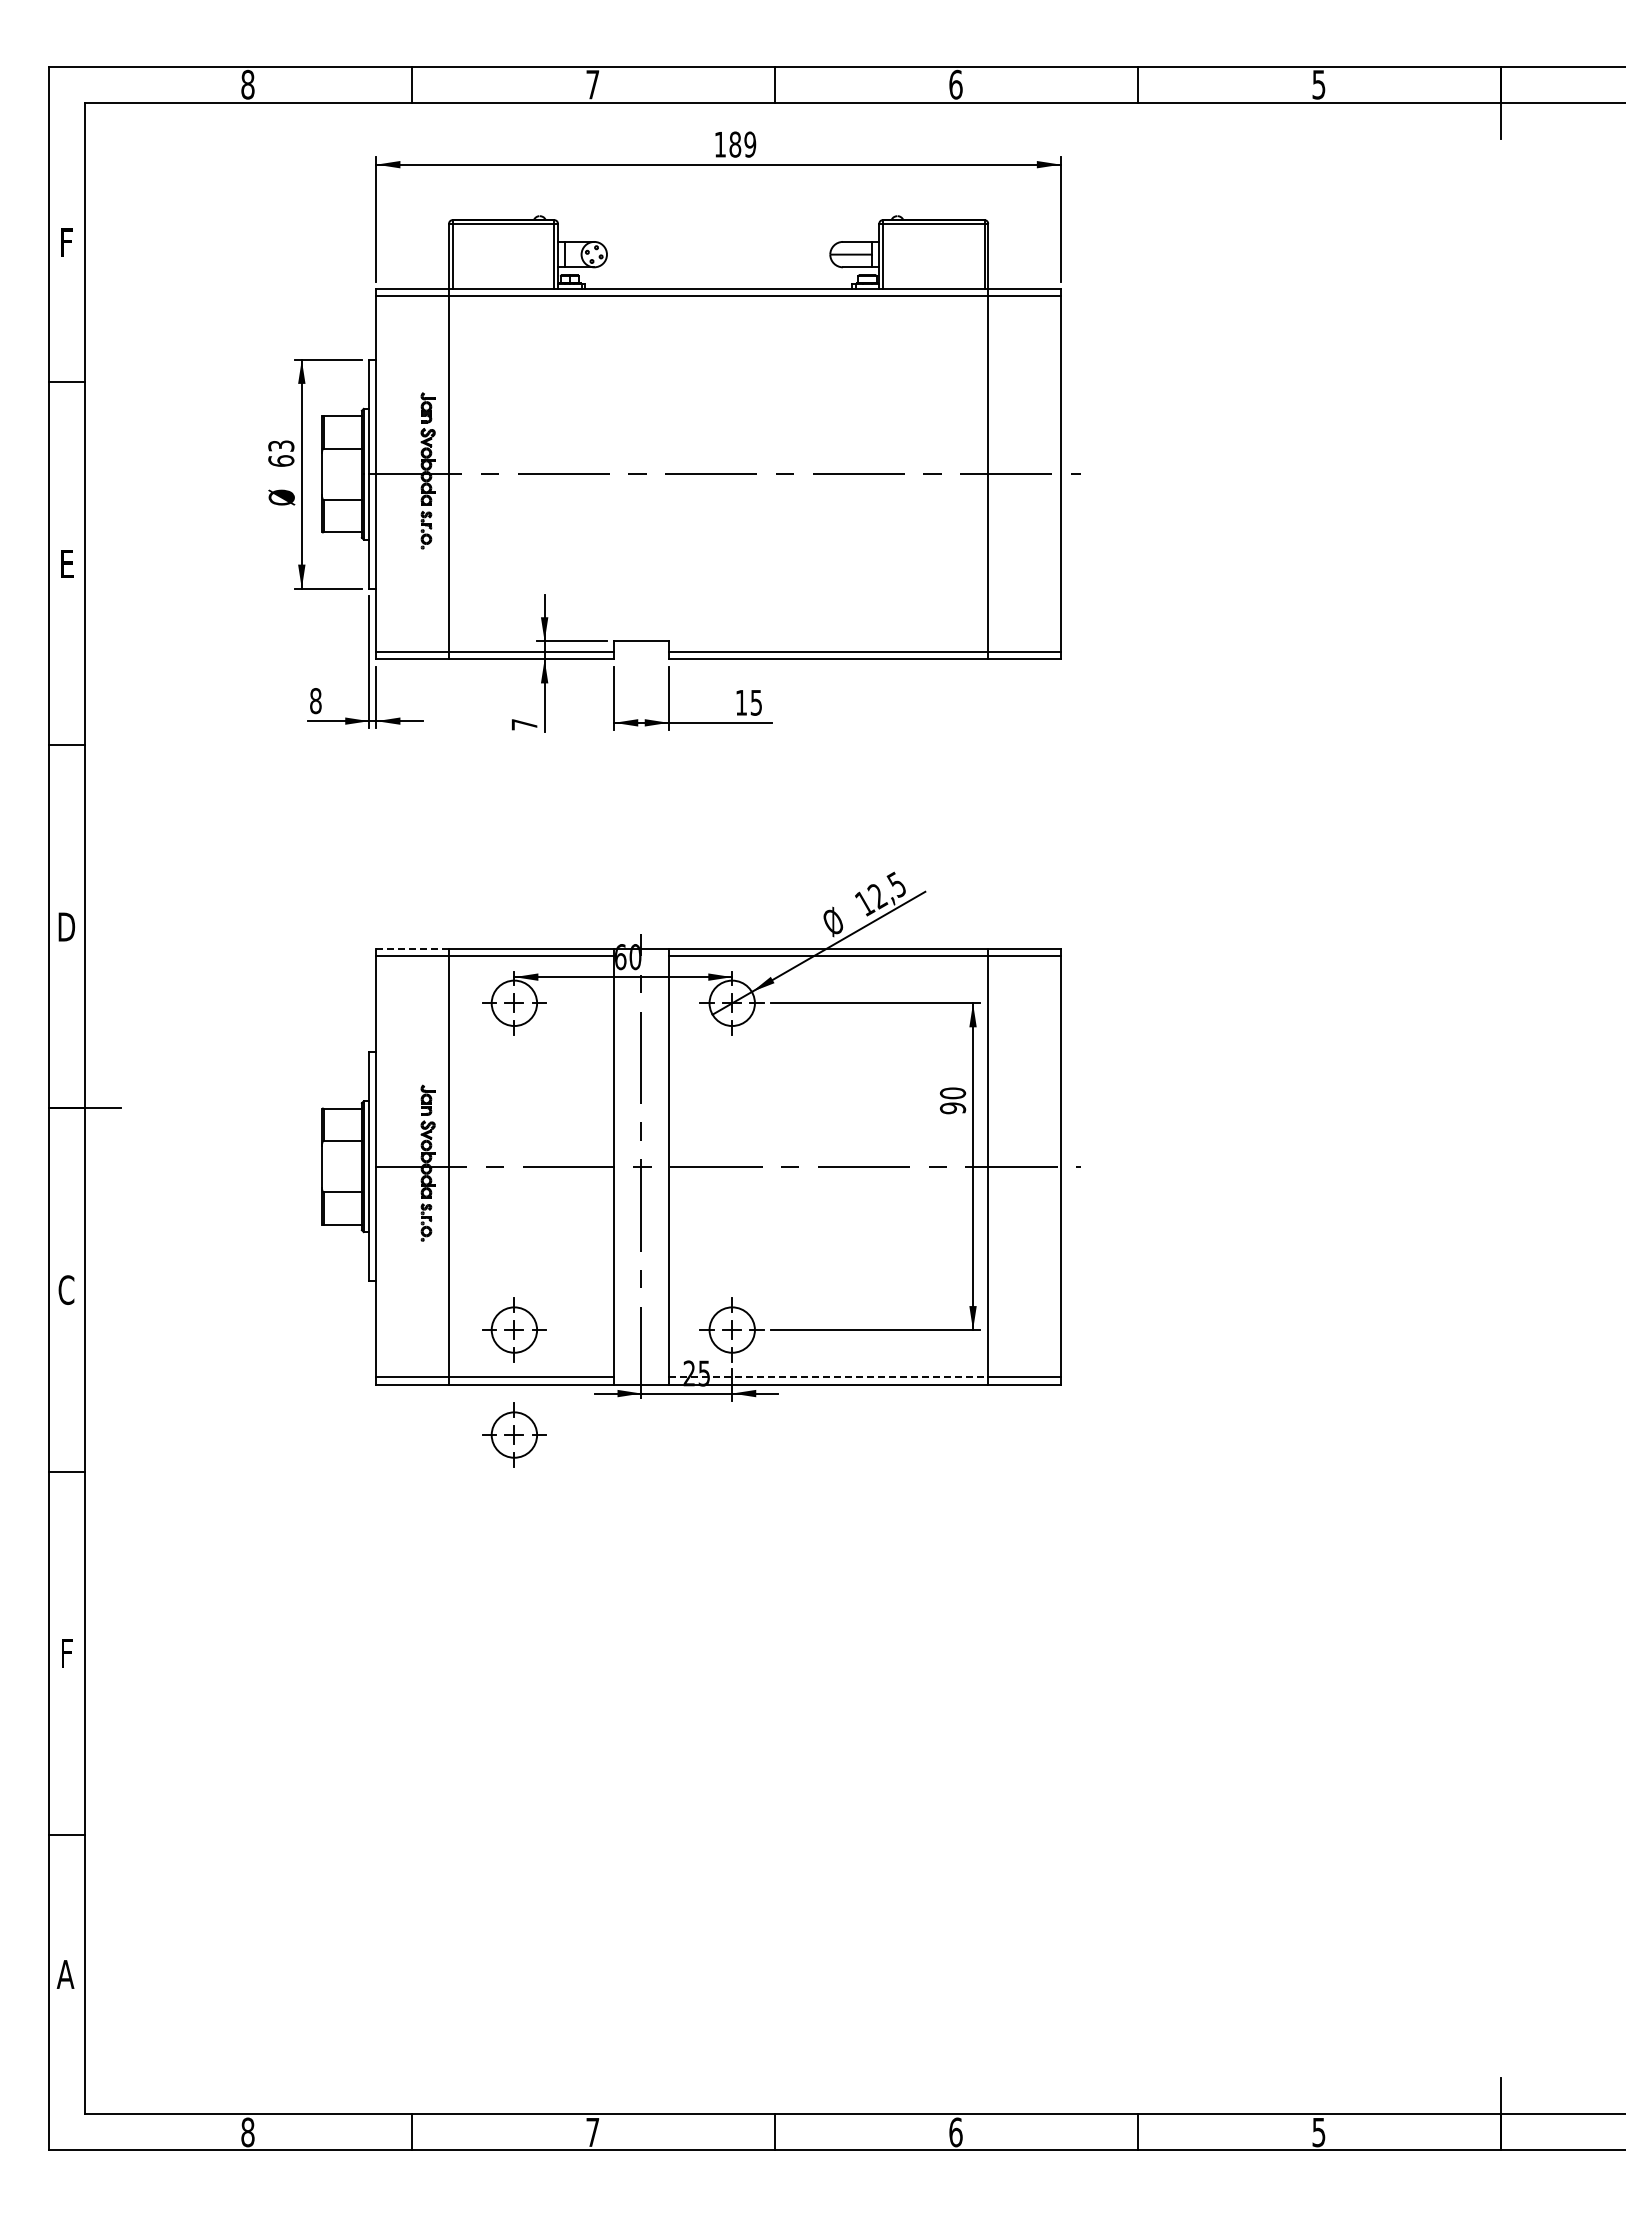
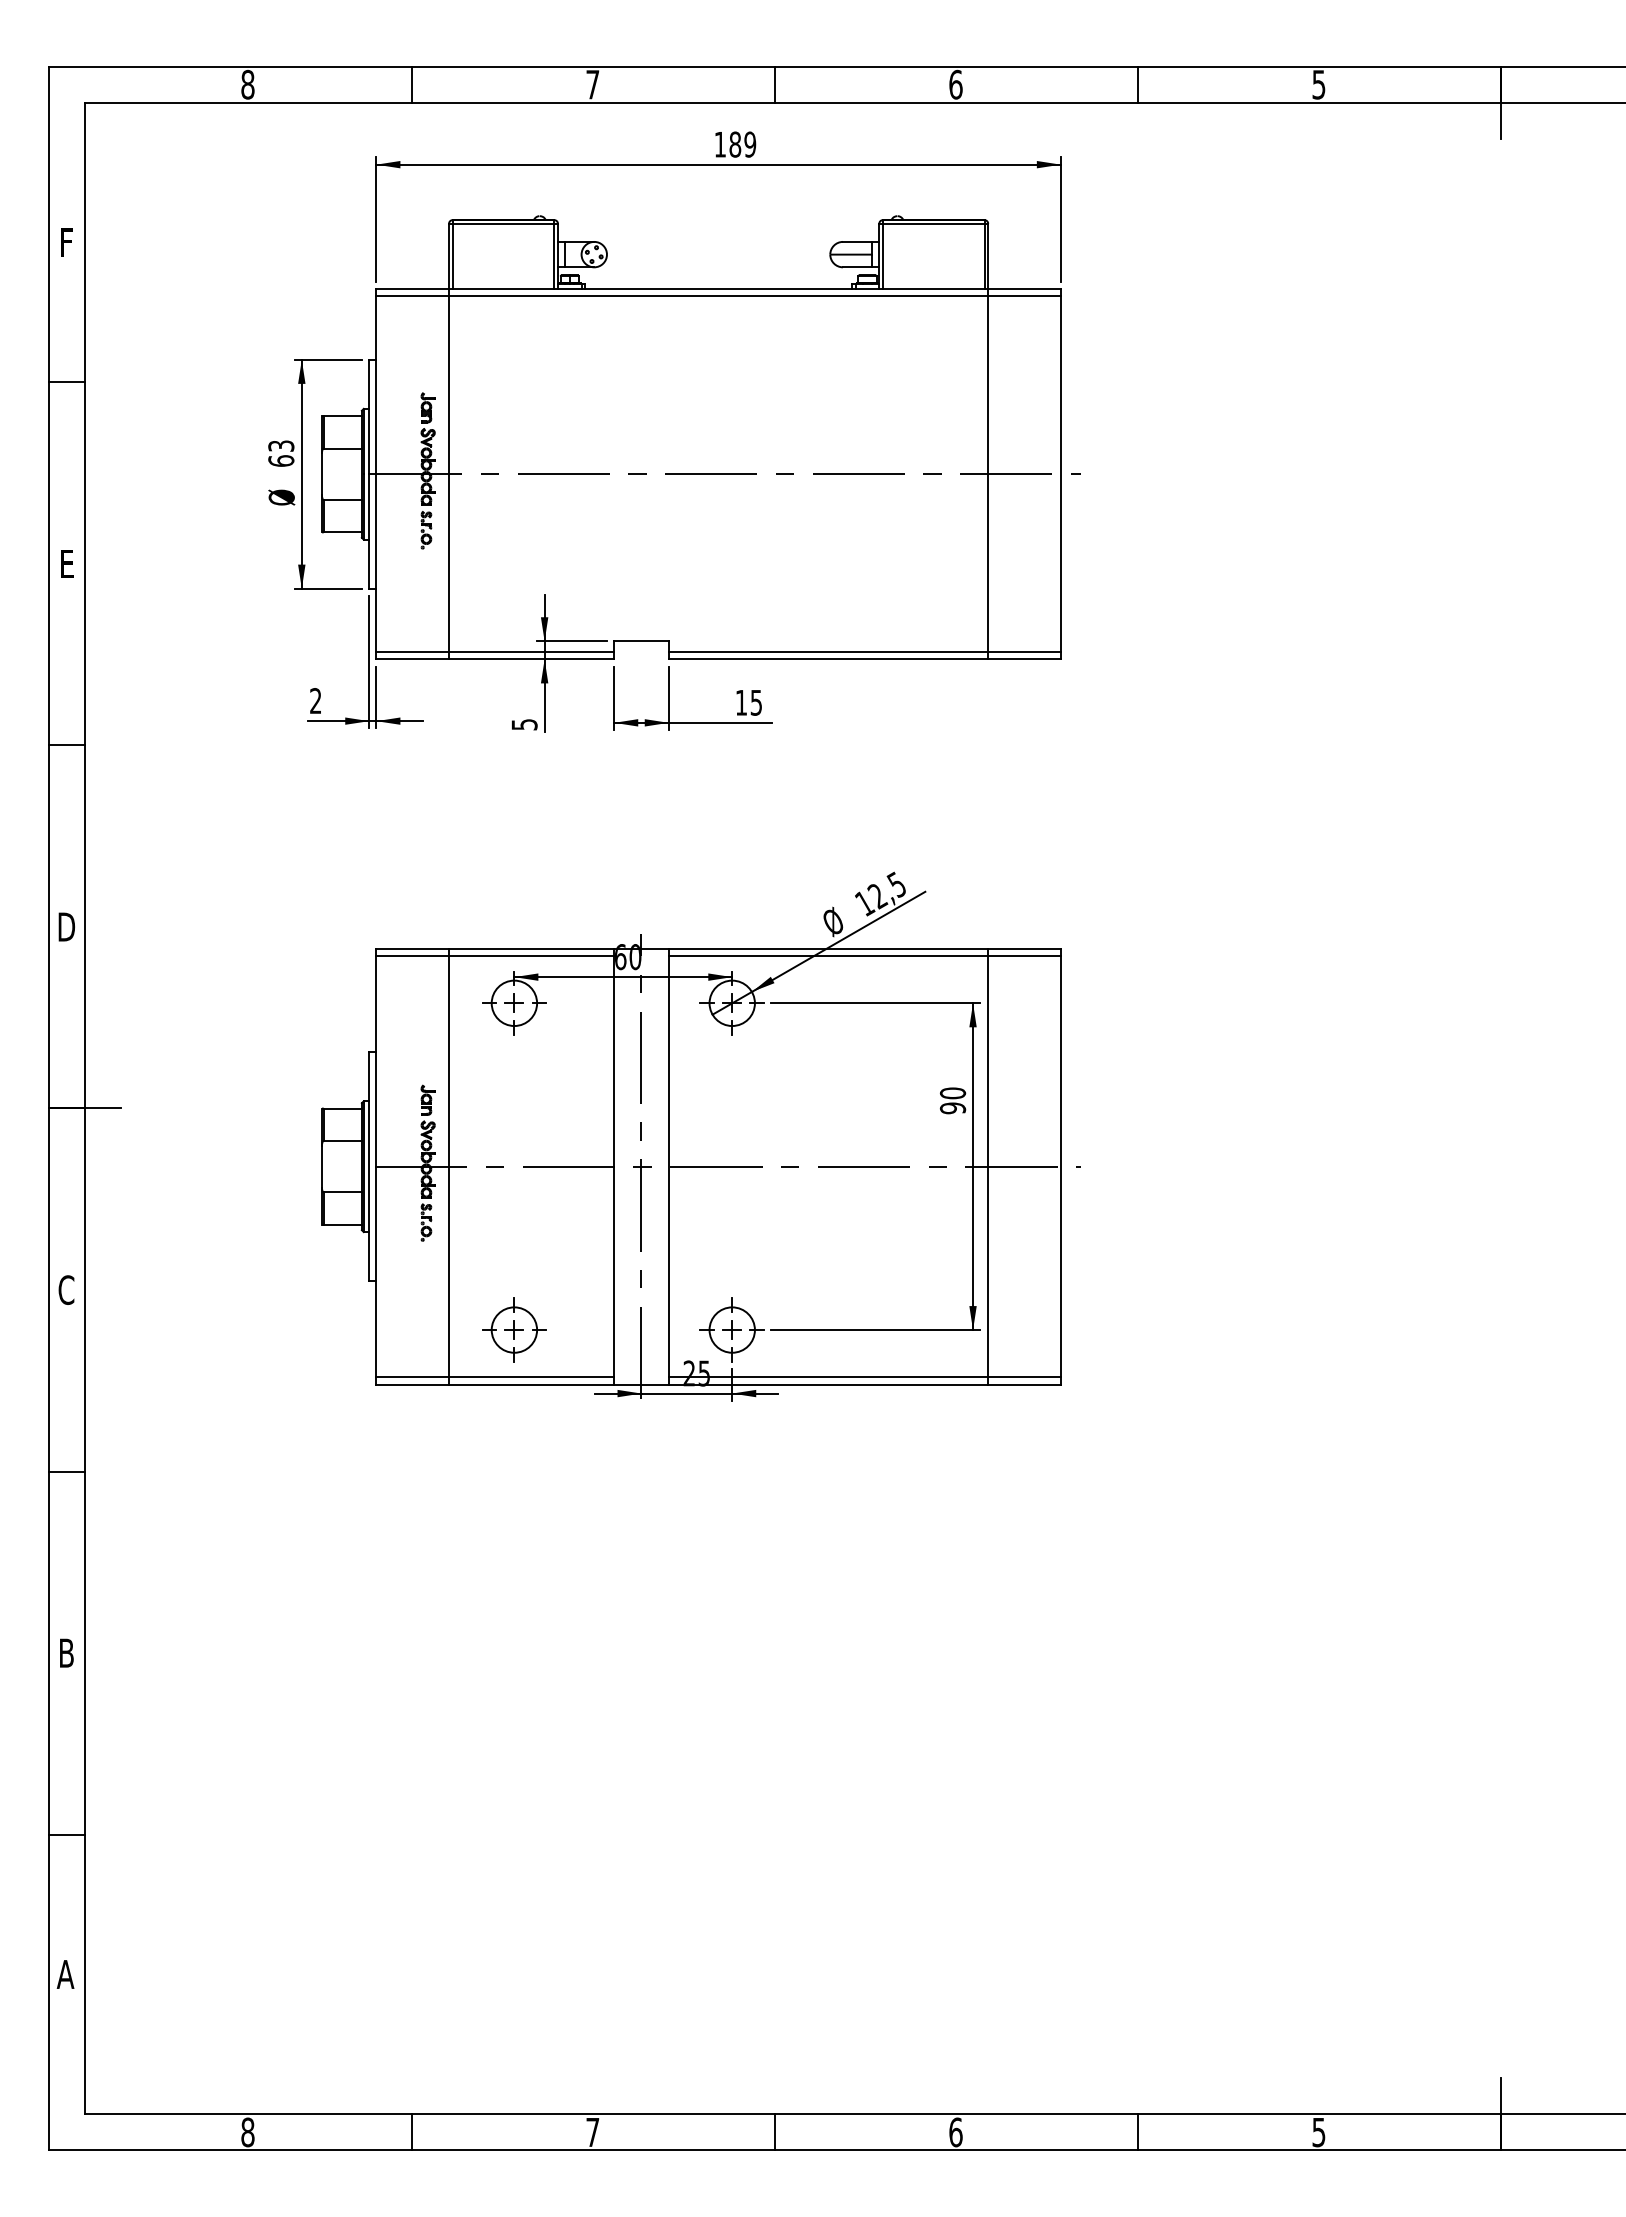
text: 8 -> 2 (315, 701)
text: 7 -> 5 (524, 724)
line: dashed -> solid (412, 948)
line: dashed -> solid (828, 1377)
part: present -> none (514, 1434)
text: F -> B (66, 1652)
